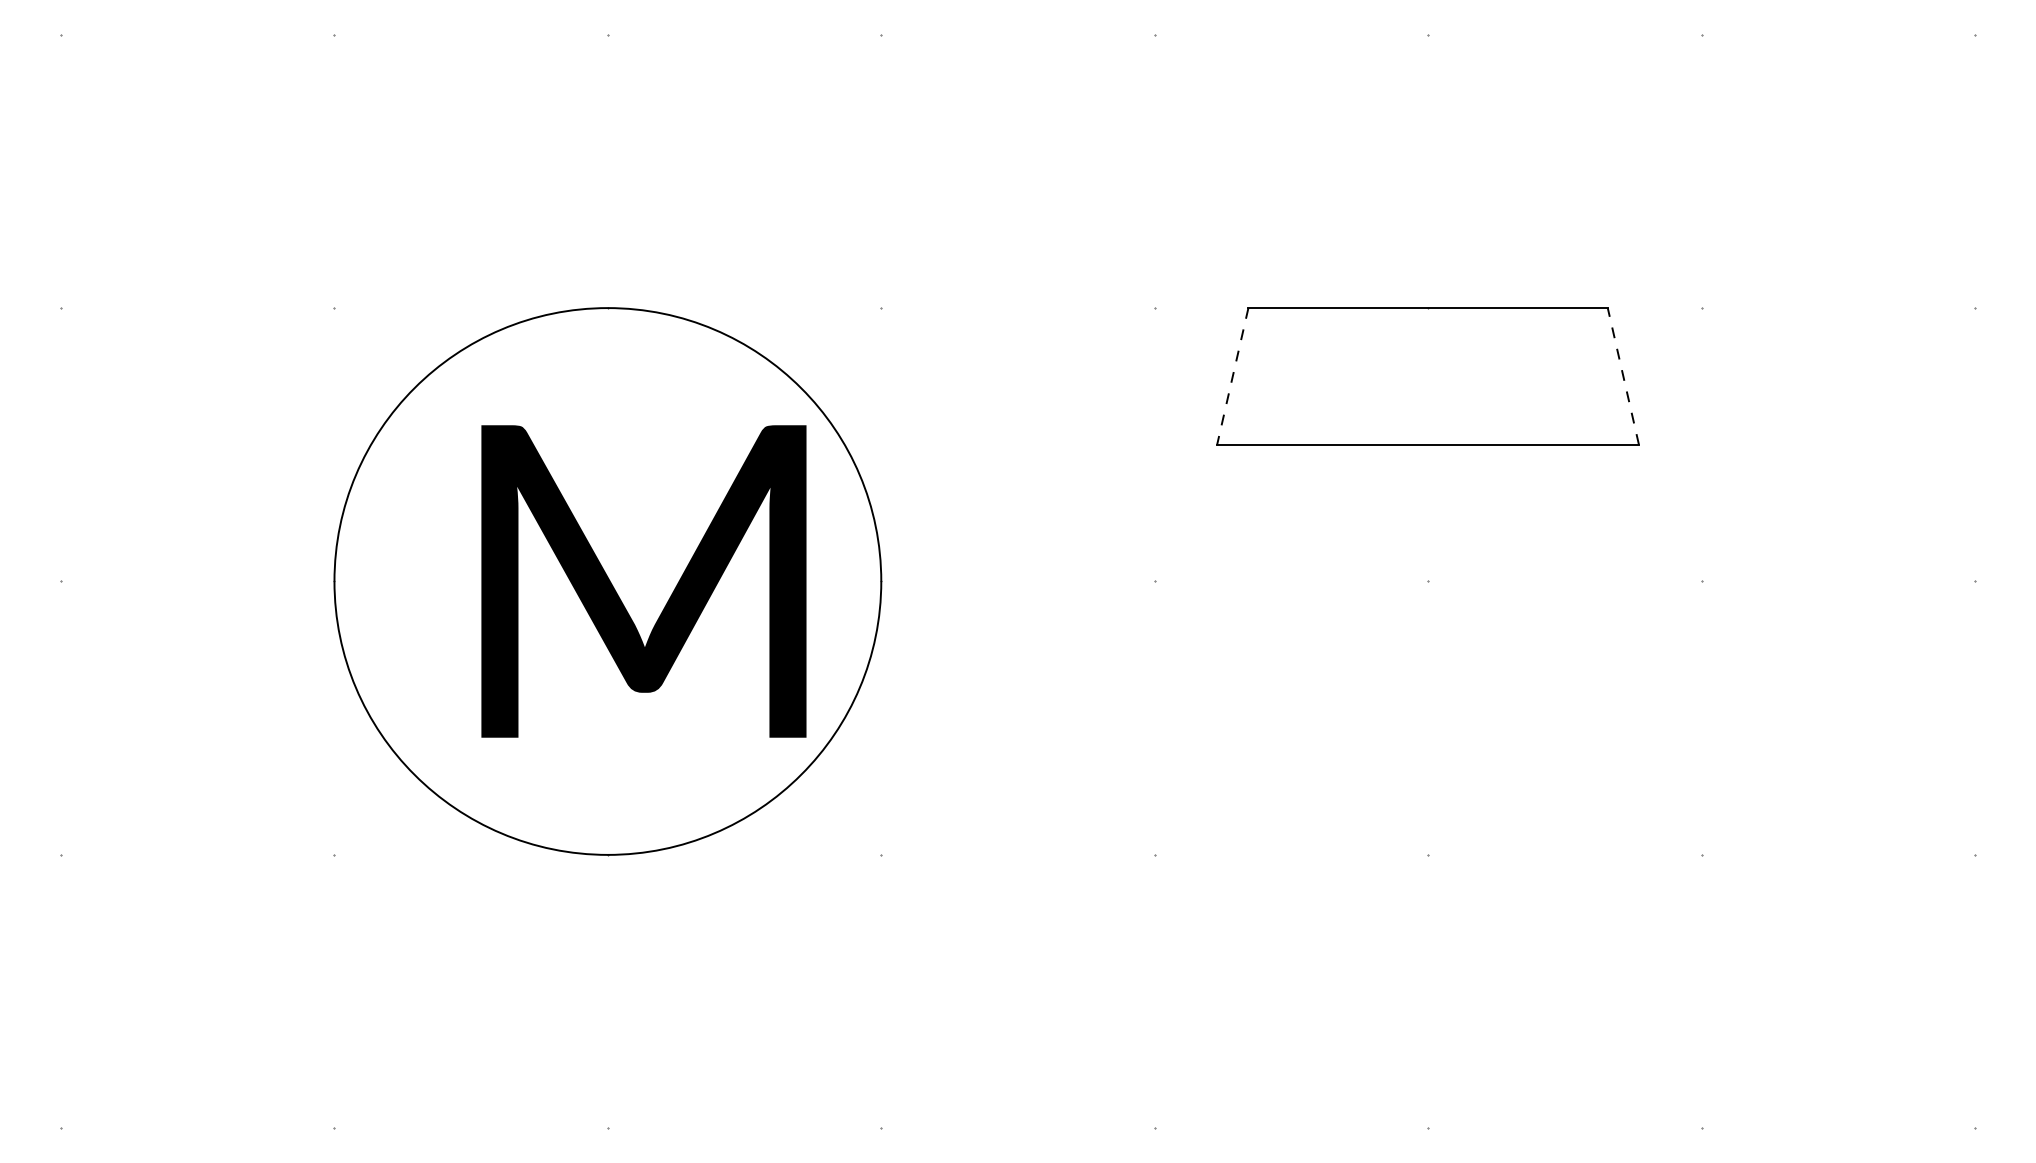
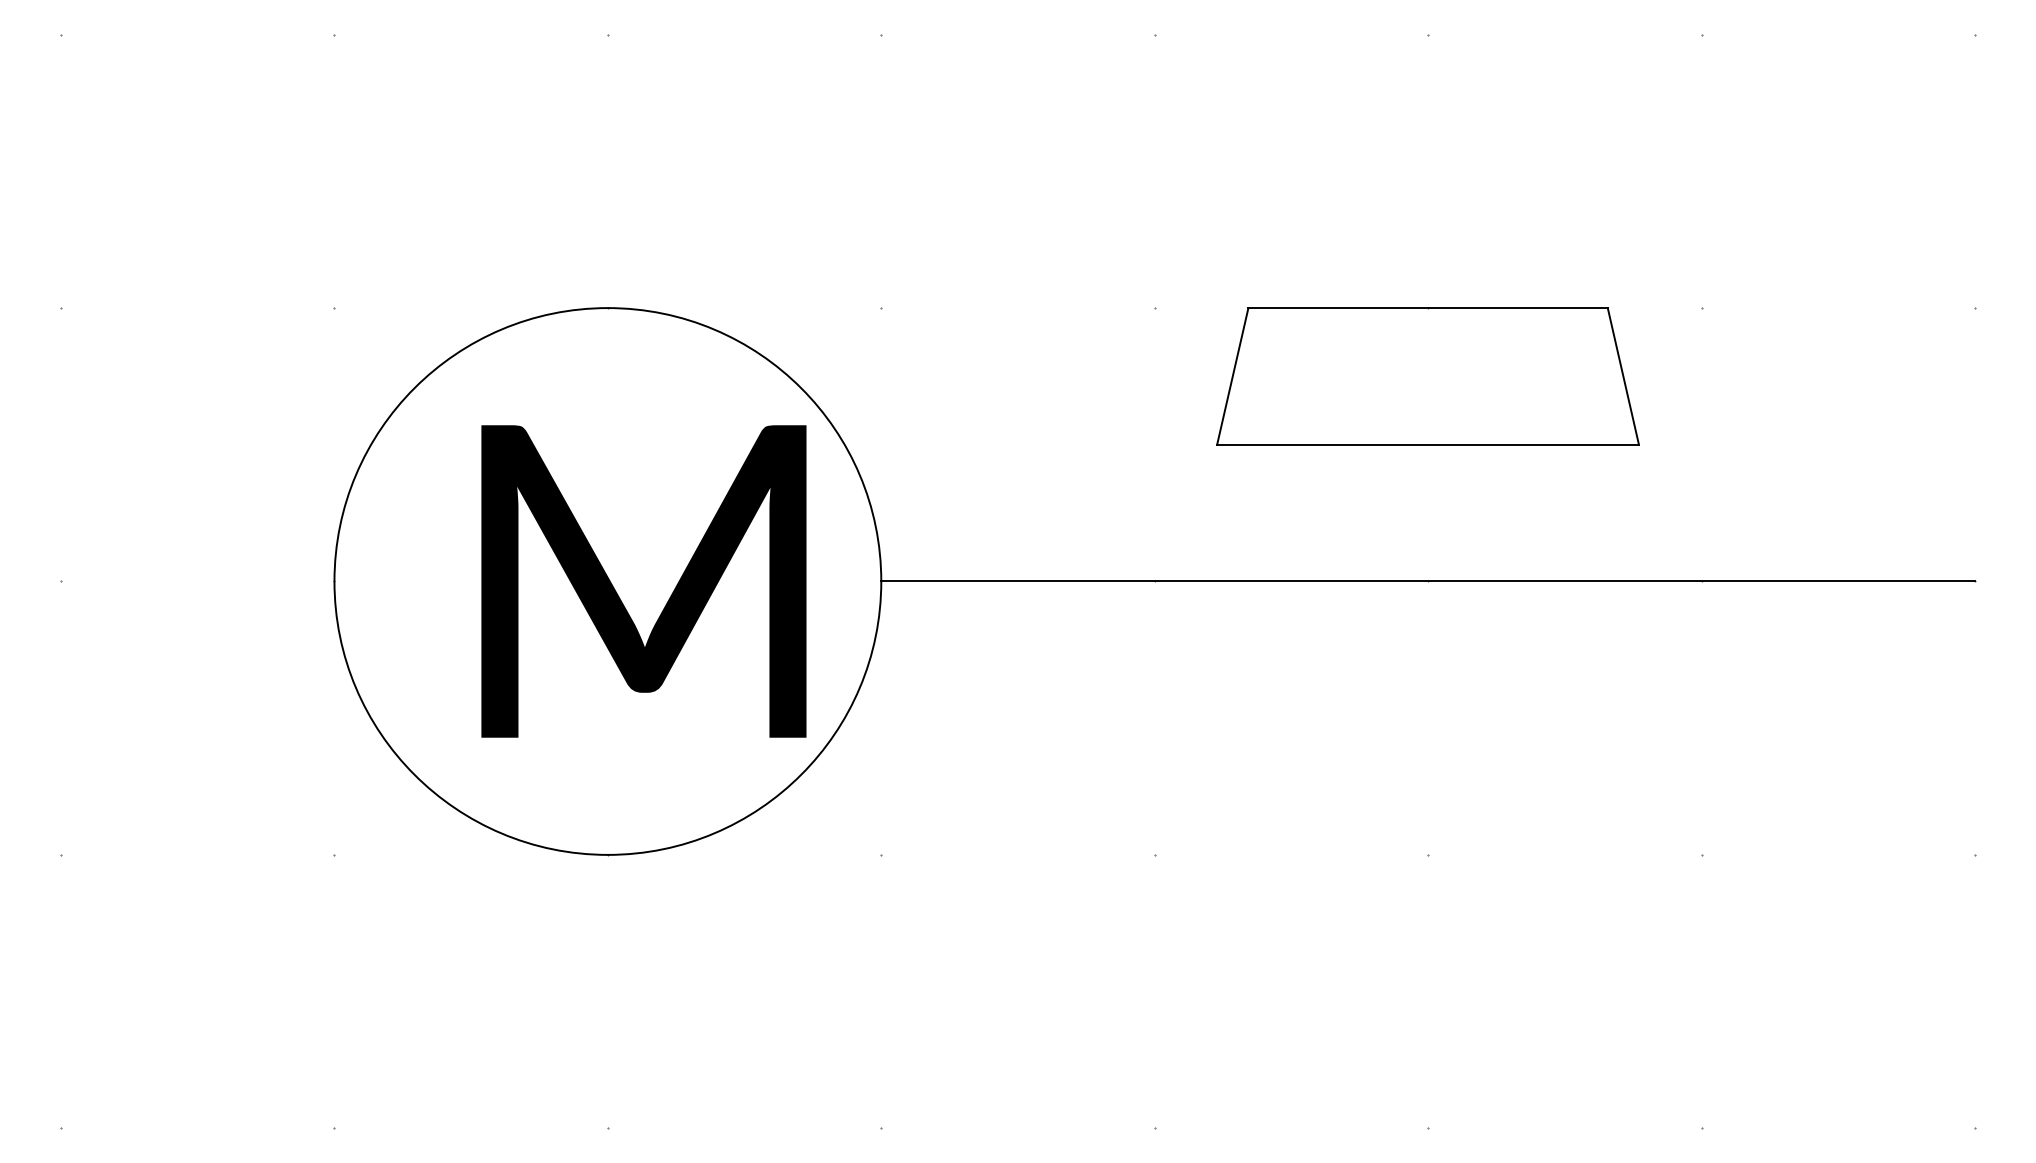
line: dashed -> solid (1623, 375)
line: dashed -> solid (1232, 376)
line: none -> present (1427, 581)
